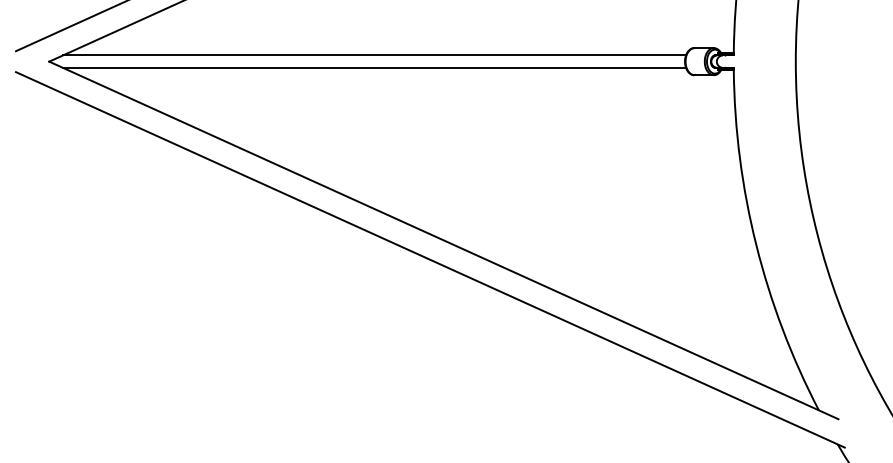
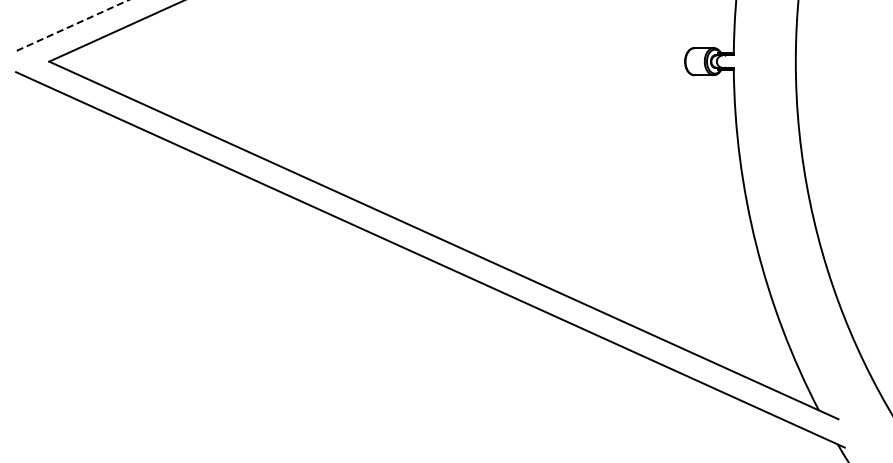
line: solid -> dashed (72, 25)
line: present -> none (374, 55)
line: present -> none (374, 67)
